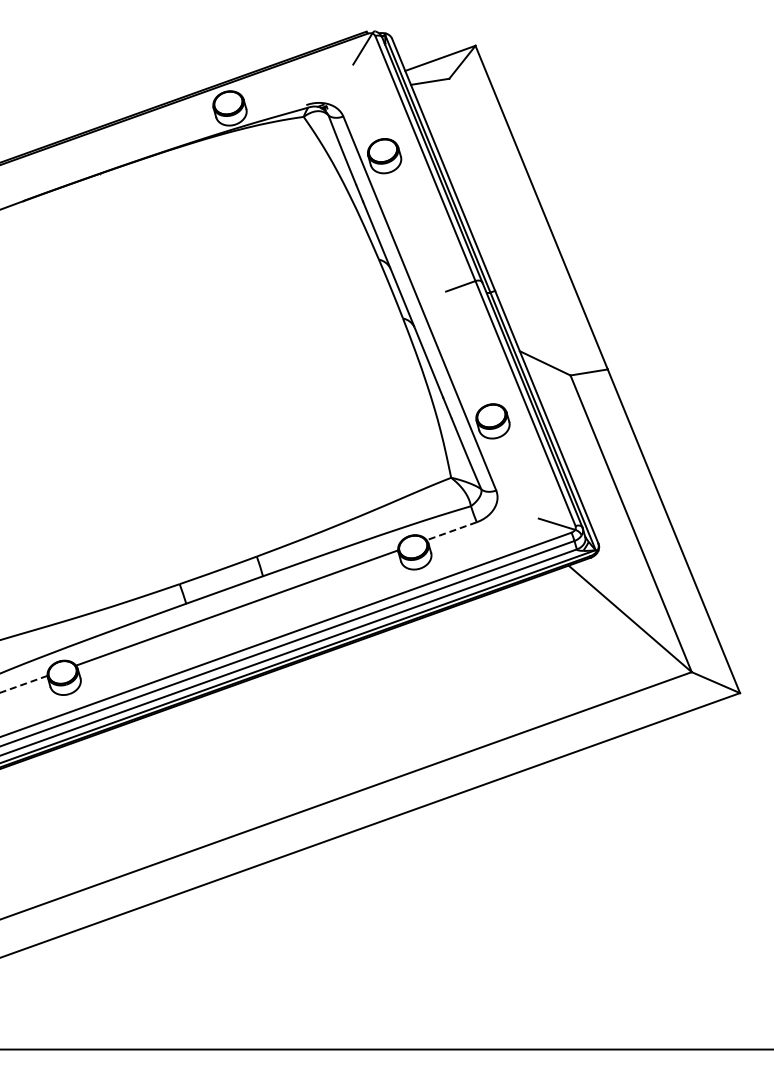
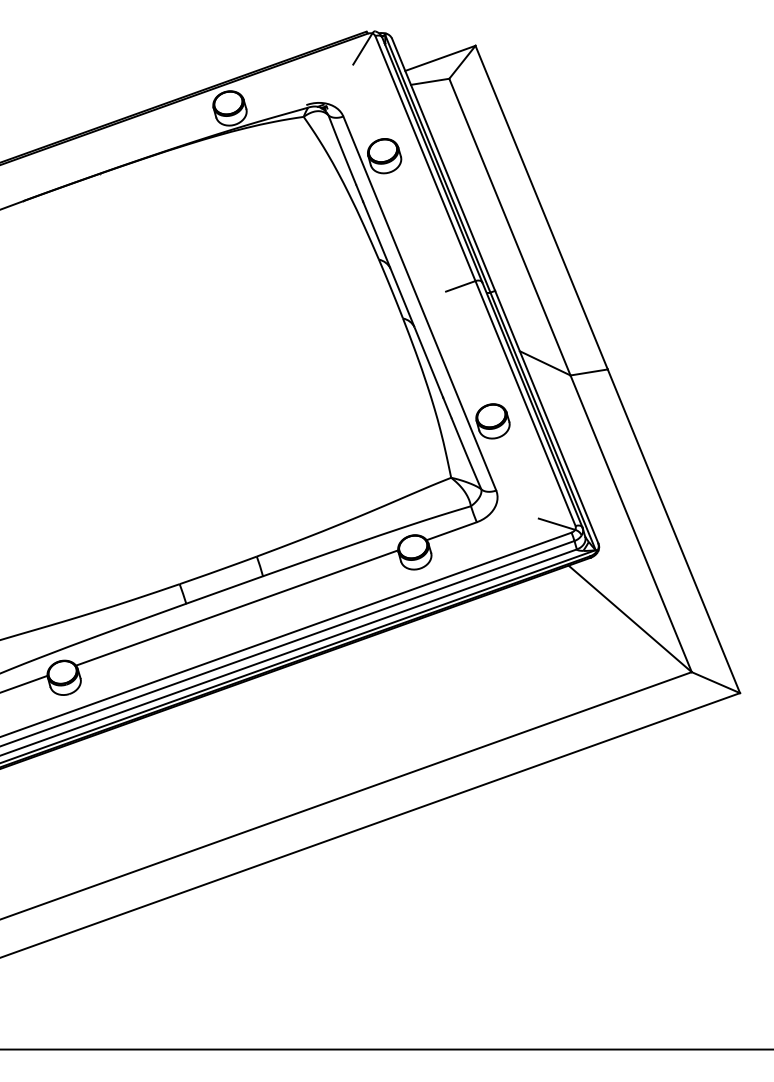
line: none -> present (509, 226)
line: dashed -> solid (451, 531)
line: dashed -> solid (24, 684)
